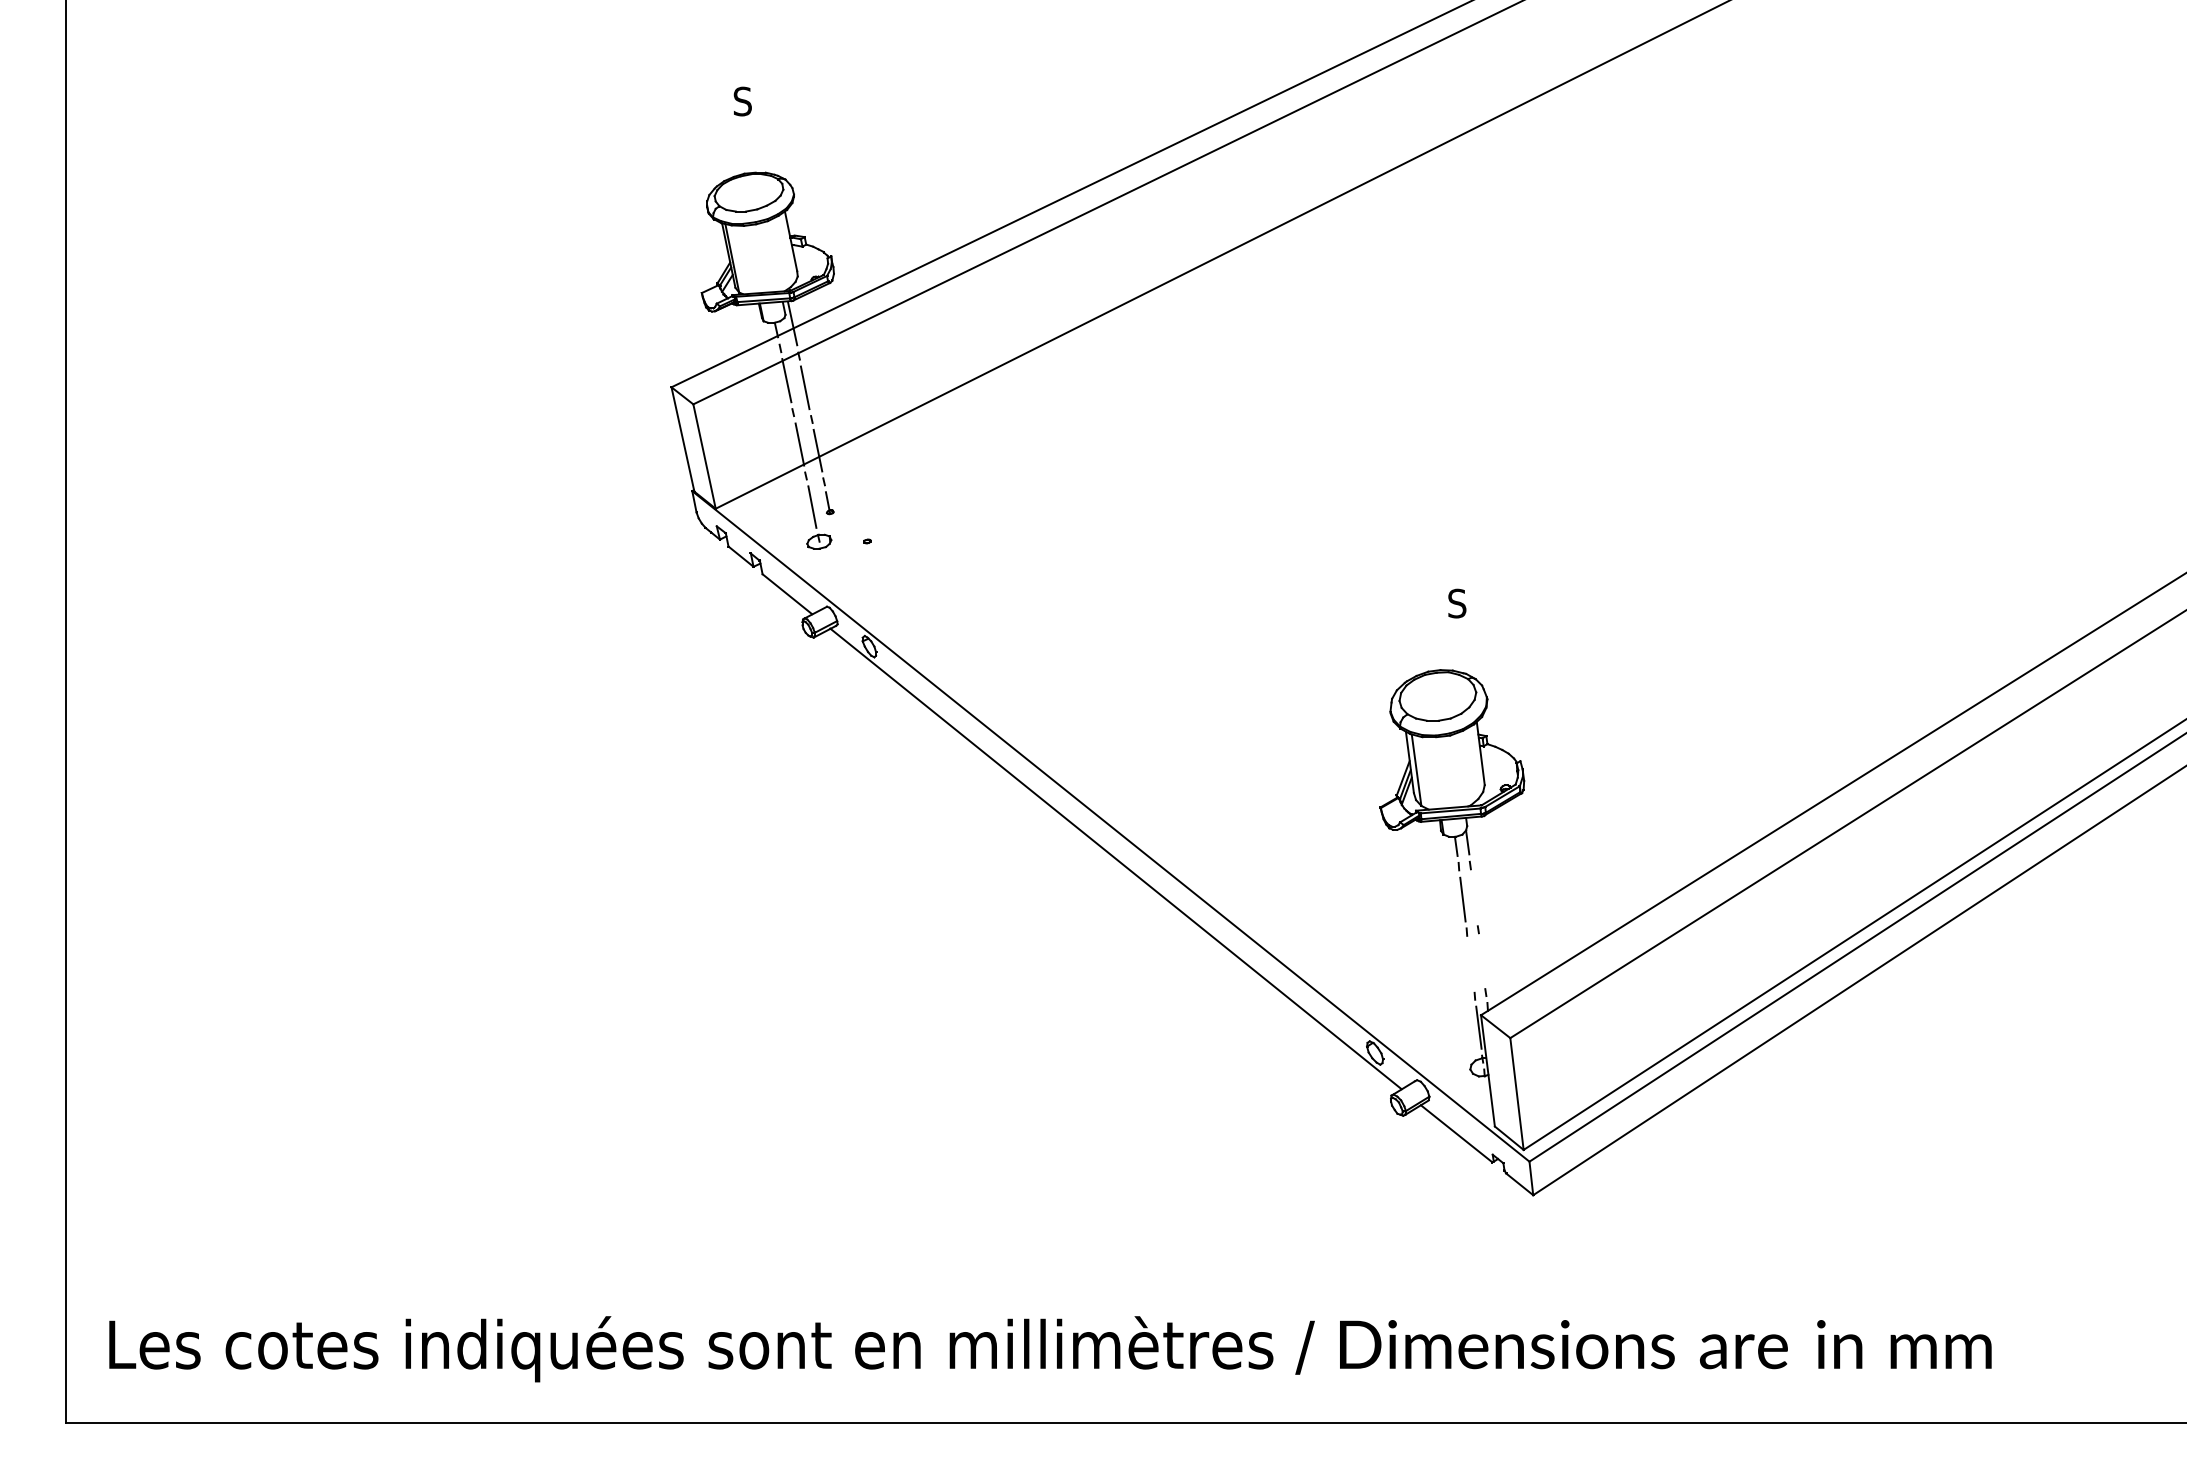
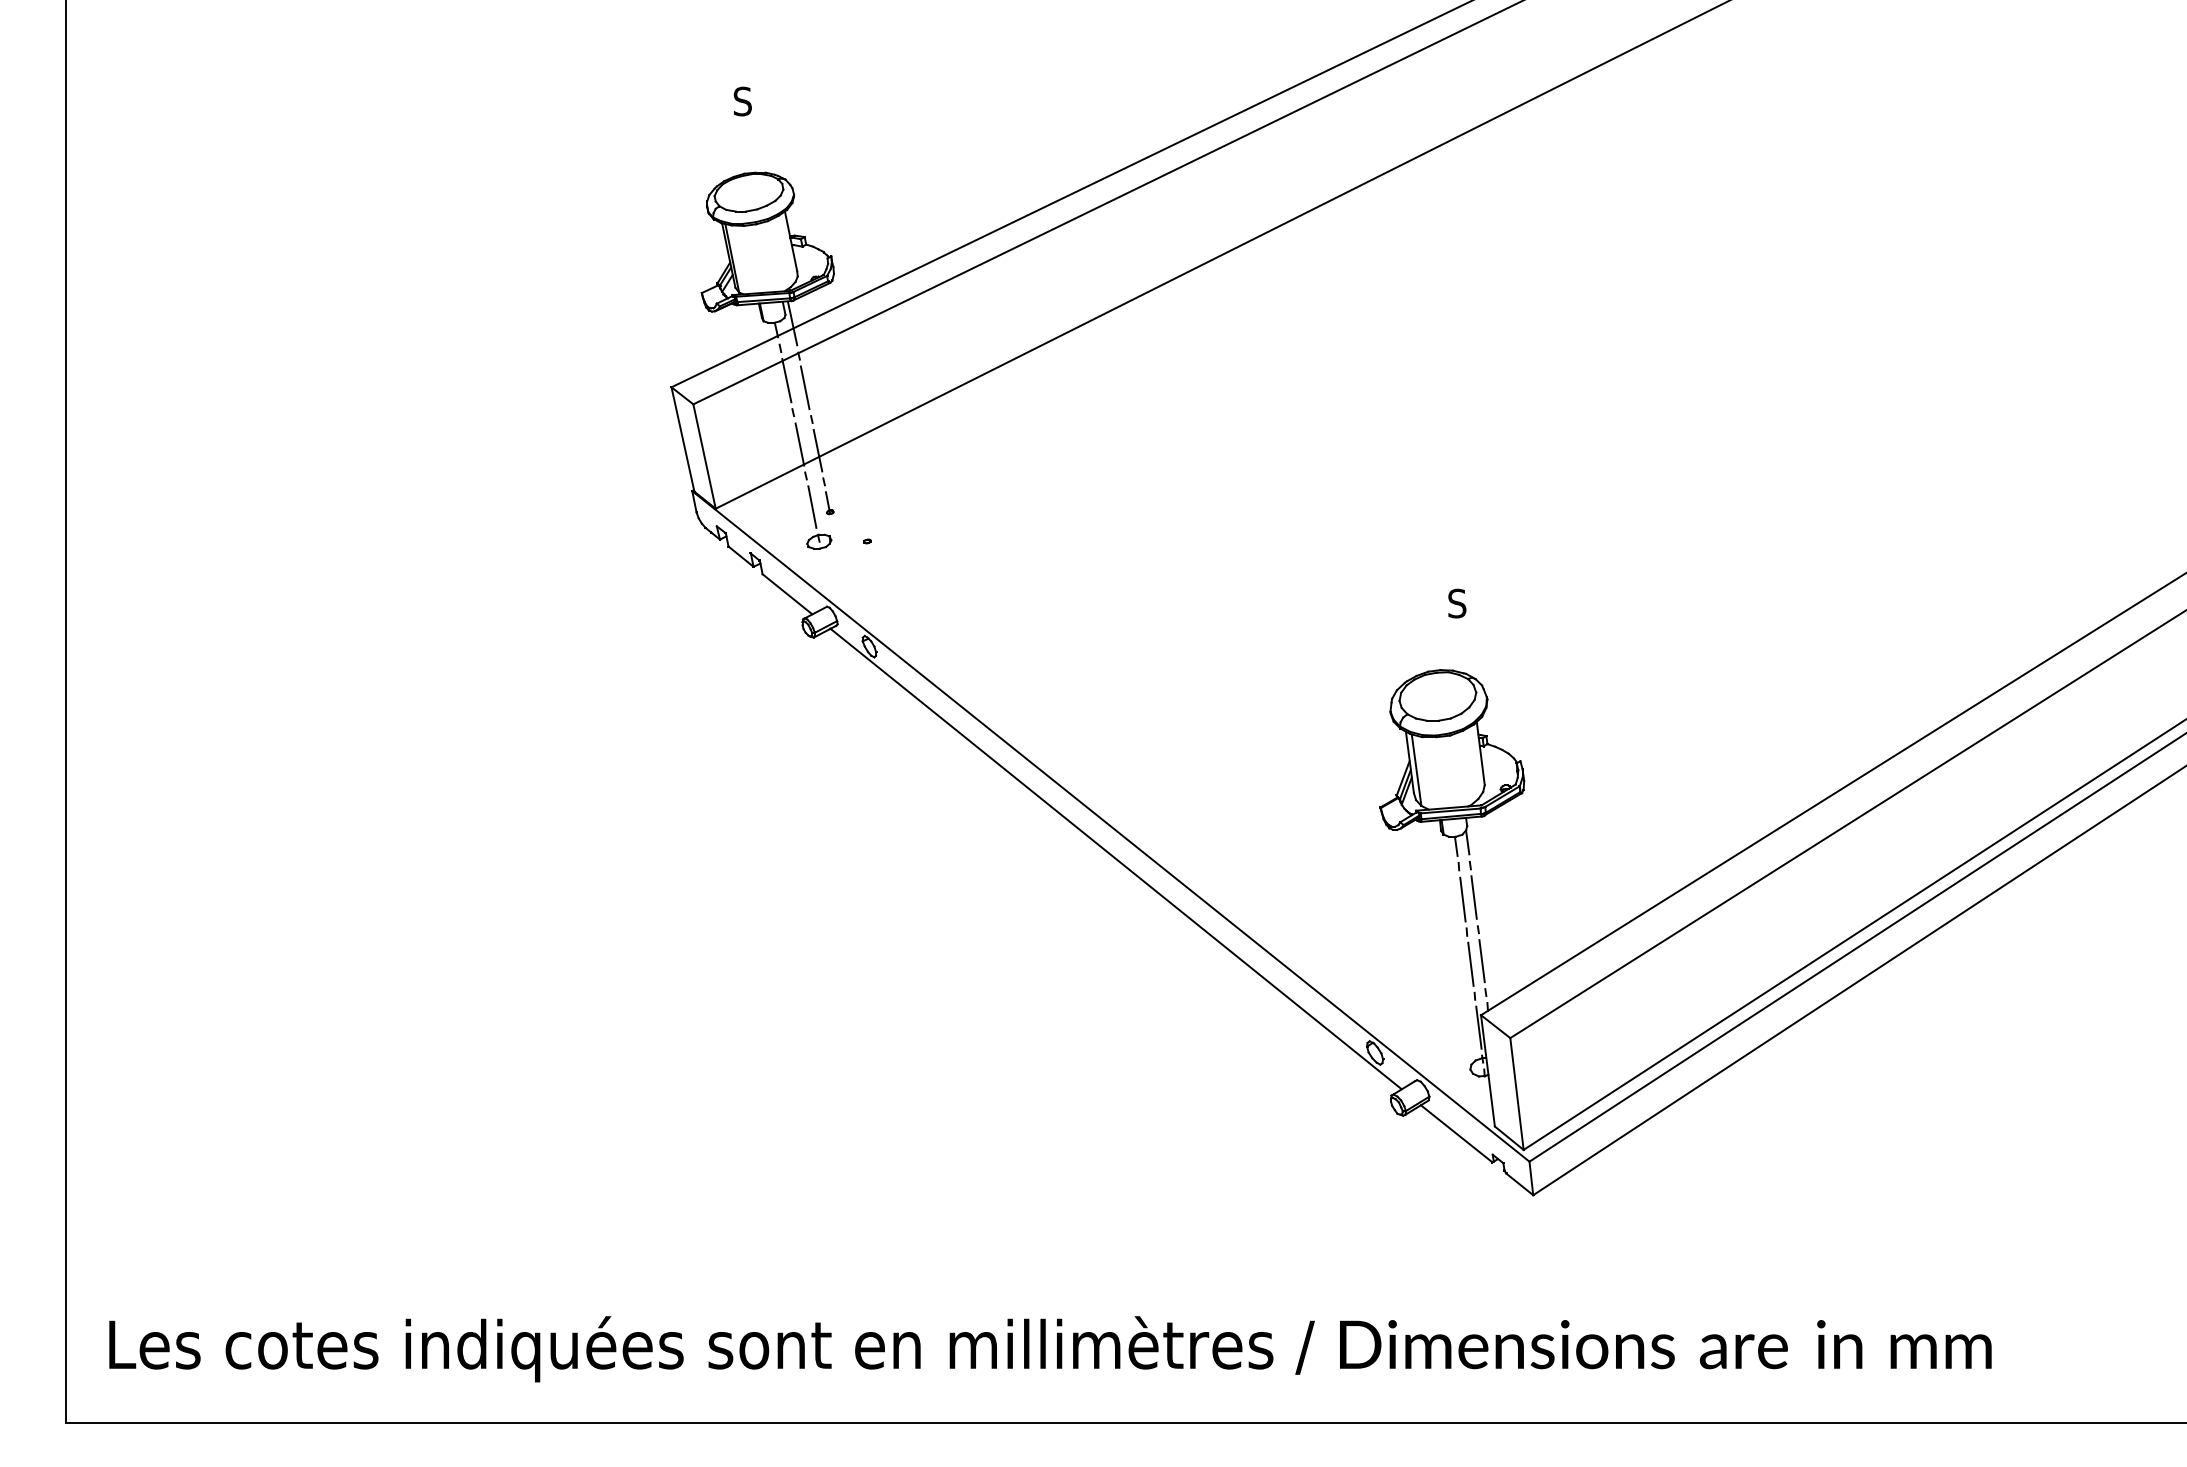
line: none -> present (1473, 897)
line: none -> present (1481, 961)
line: none -> present (1470, 963)
